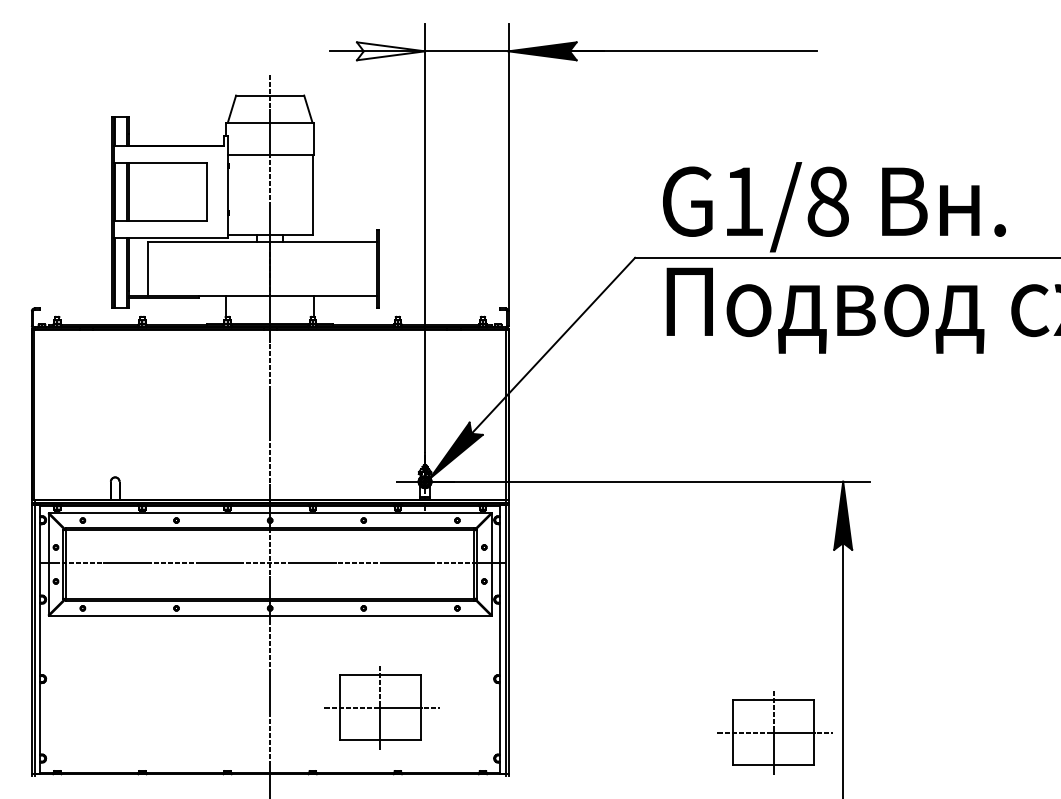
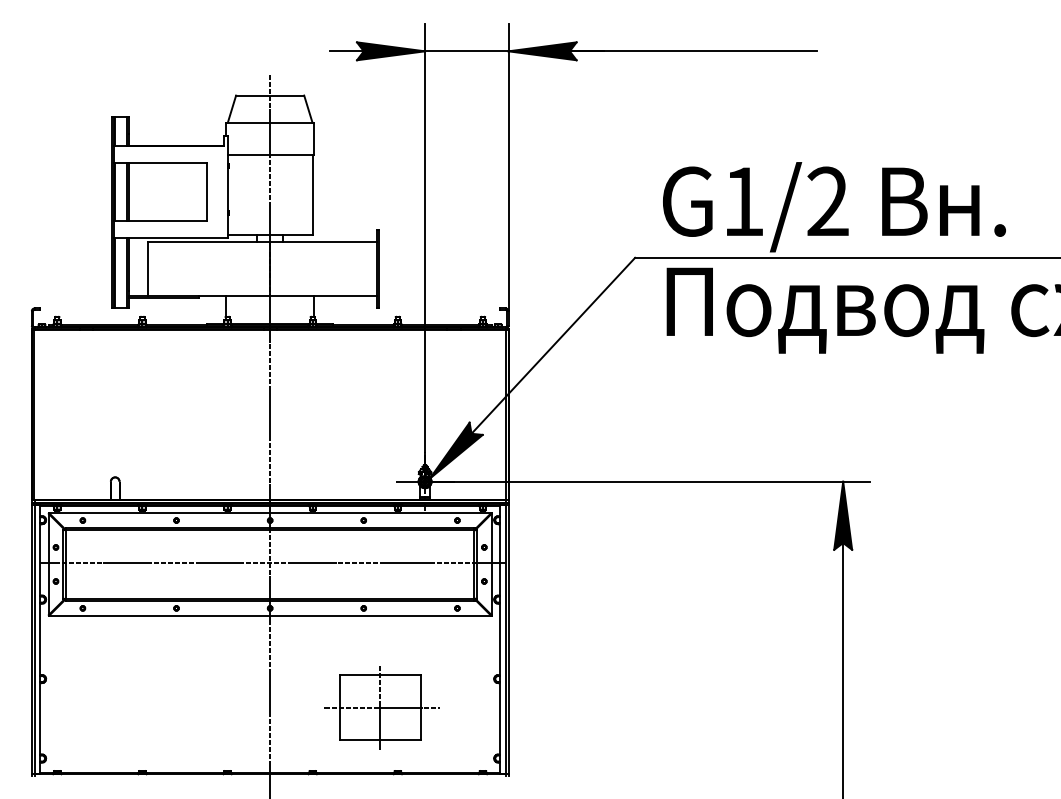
fill: none -> present (391, 51)
text: G1/8 -> G1/2 (827, 201)
part: present -> none (774, 732)
